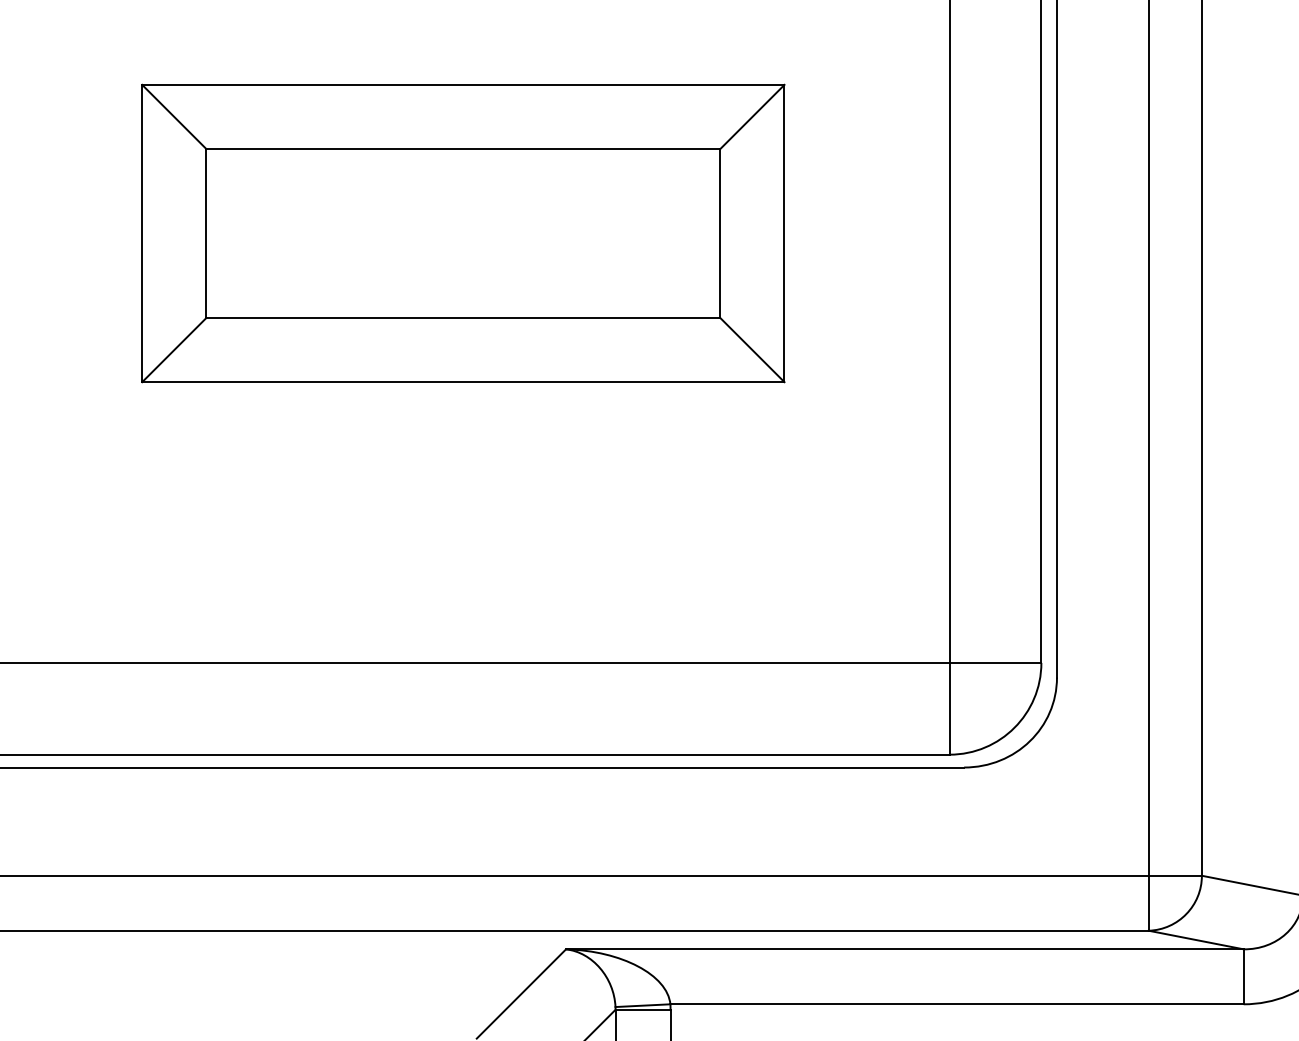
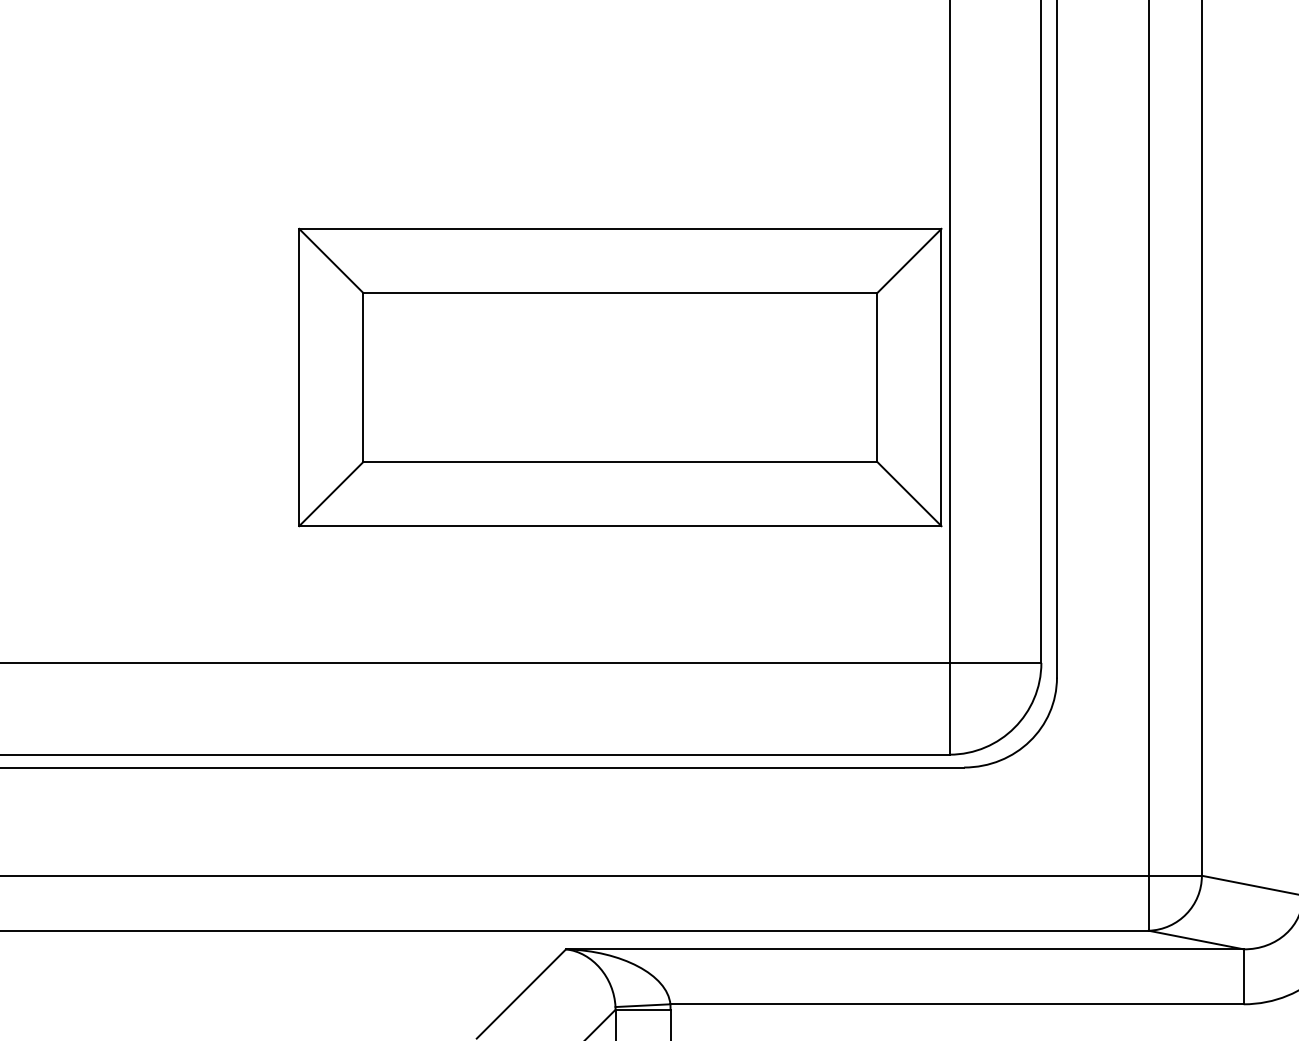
part position: (463, 233) -> (620, 377) (620, 377)
